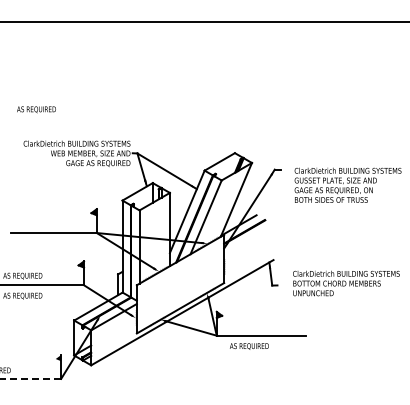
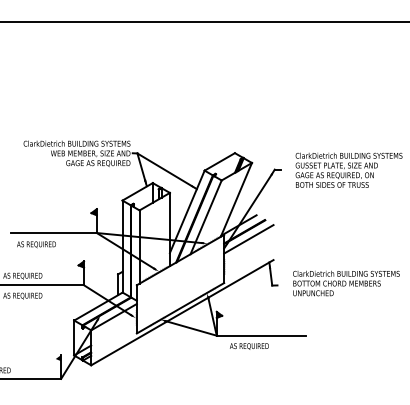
text position: (36, 109) -> (36, 244) (36, 244)
text position: (347, 184) -> (348, 169) (348, 169)
line: none -> present (248, 239)
line: dashed -> solid (30, 378)
